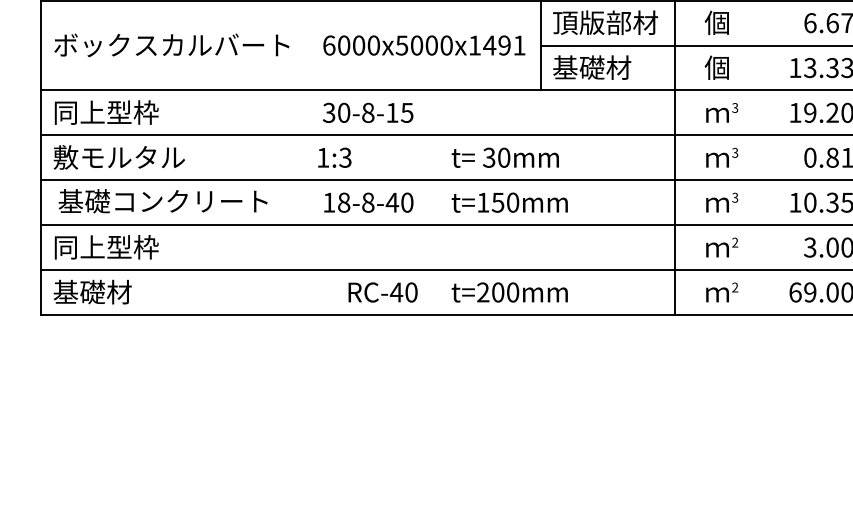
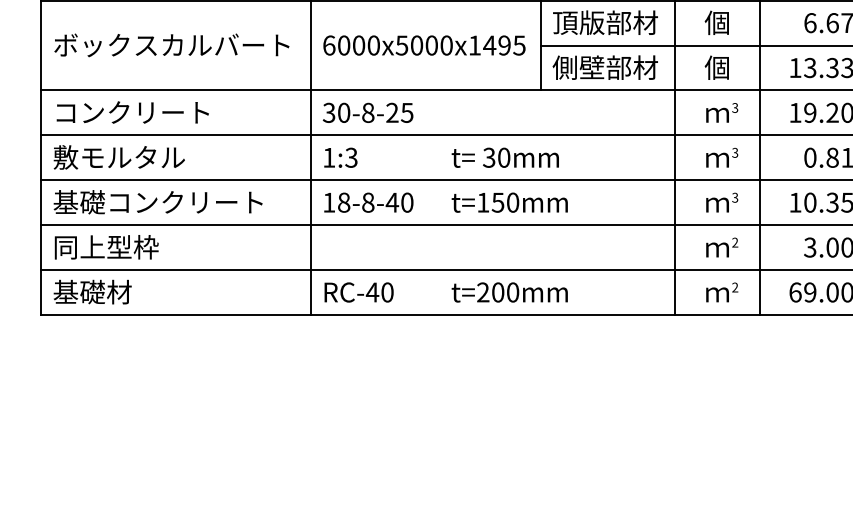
text: 6000x5000x1491 -> 6000x5000x1495 (519, 45)
text: 基礎材 -> 側壁部材 (604, 67)
text: 同上型枠 -> コンクリート (131, 112)
text: 30-8-15 -> 30-8-25 (392, 112)
text position: (334, 157) -> (340, 157) (340, 157)
line: none -> present (310, 158)
line: none -> present (759, 158)
text position: (162, 201) -> (157, 202) (157, 202)
text position: (382, 292) -> (358, 292) (358, 292)
